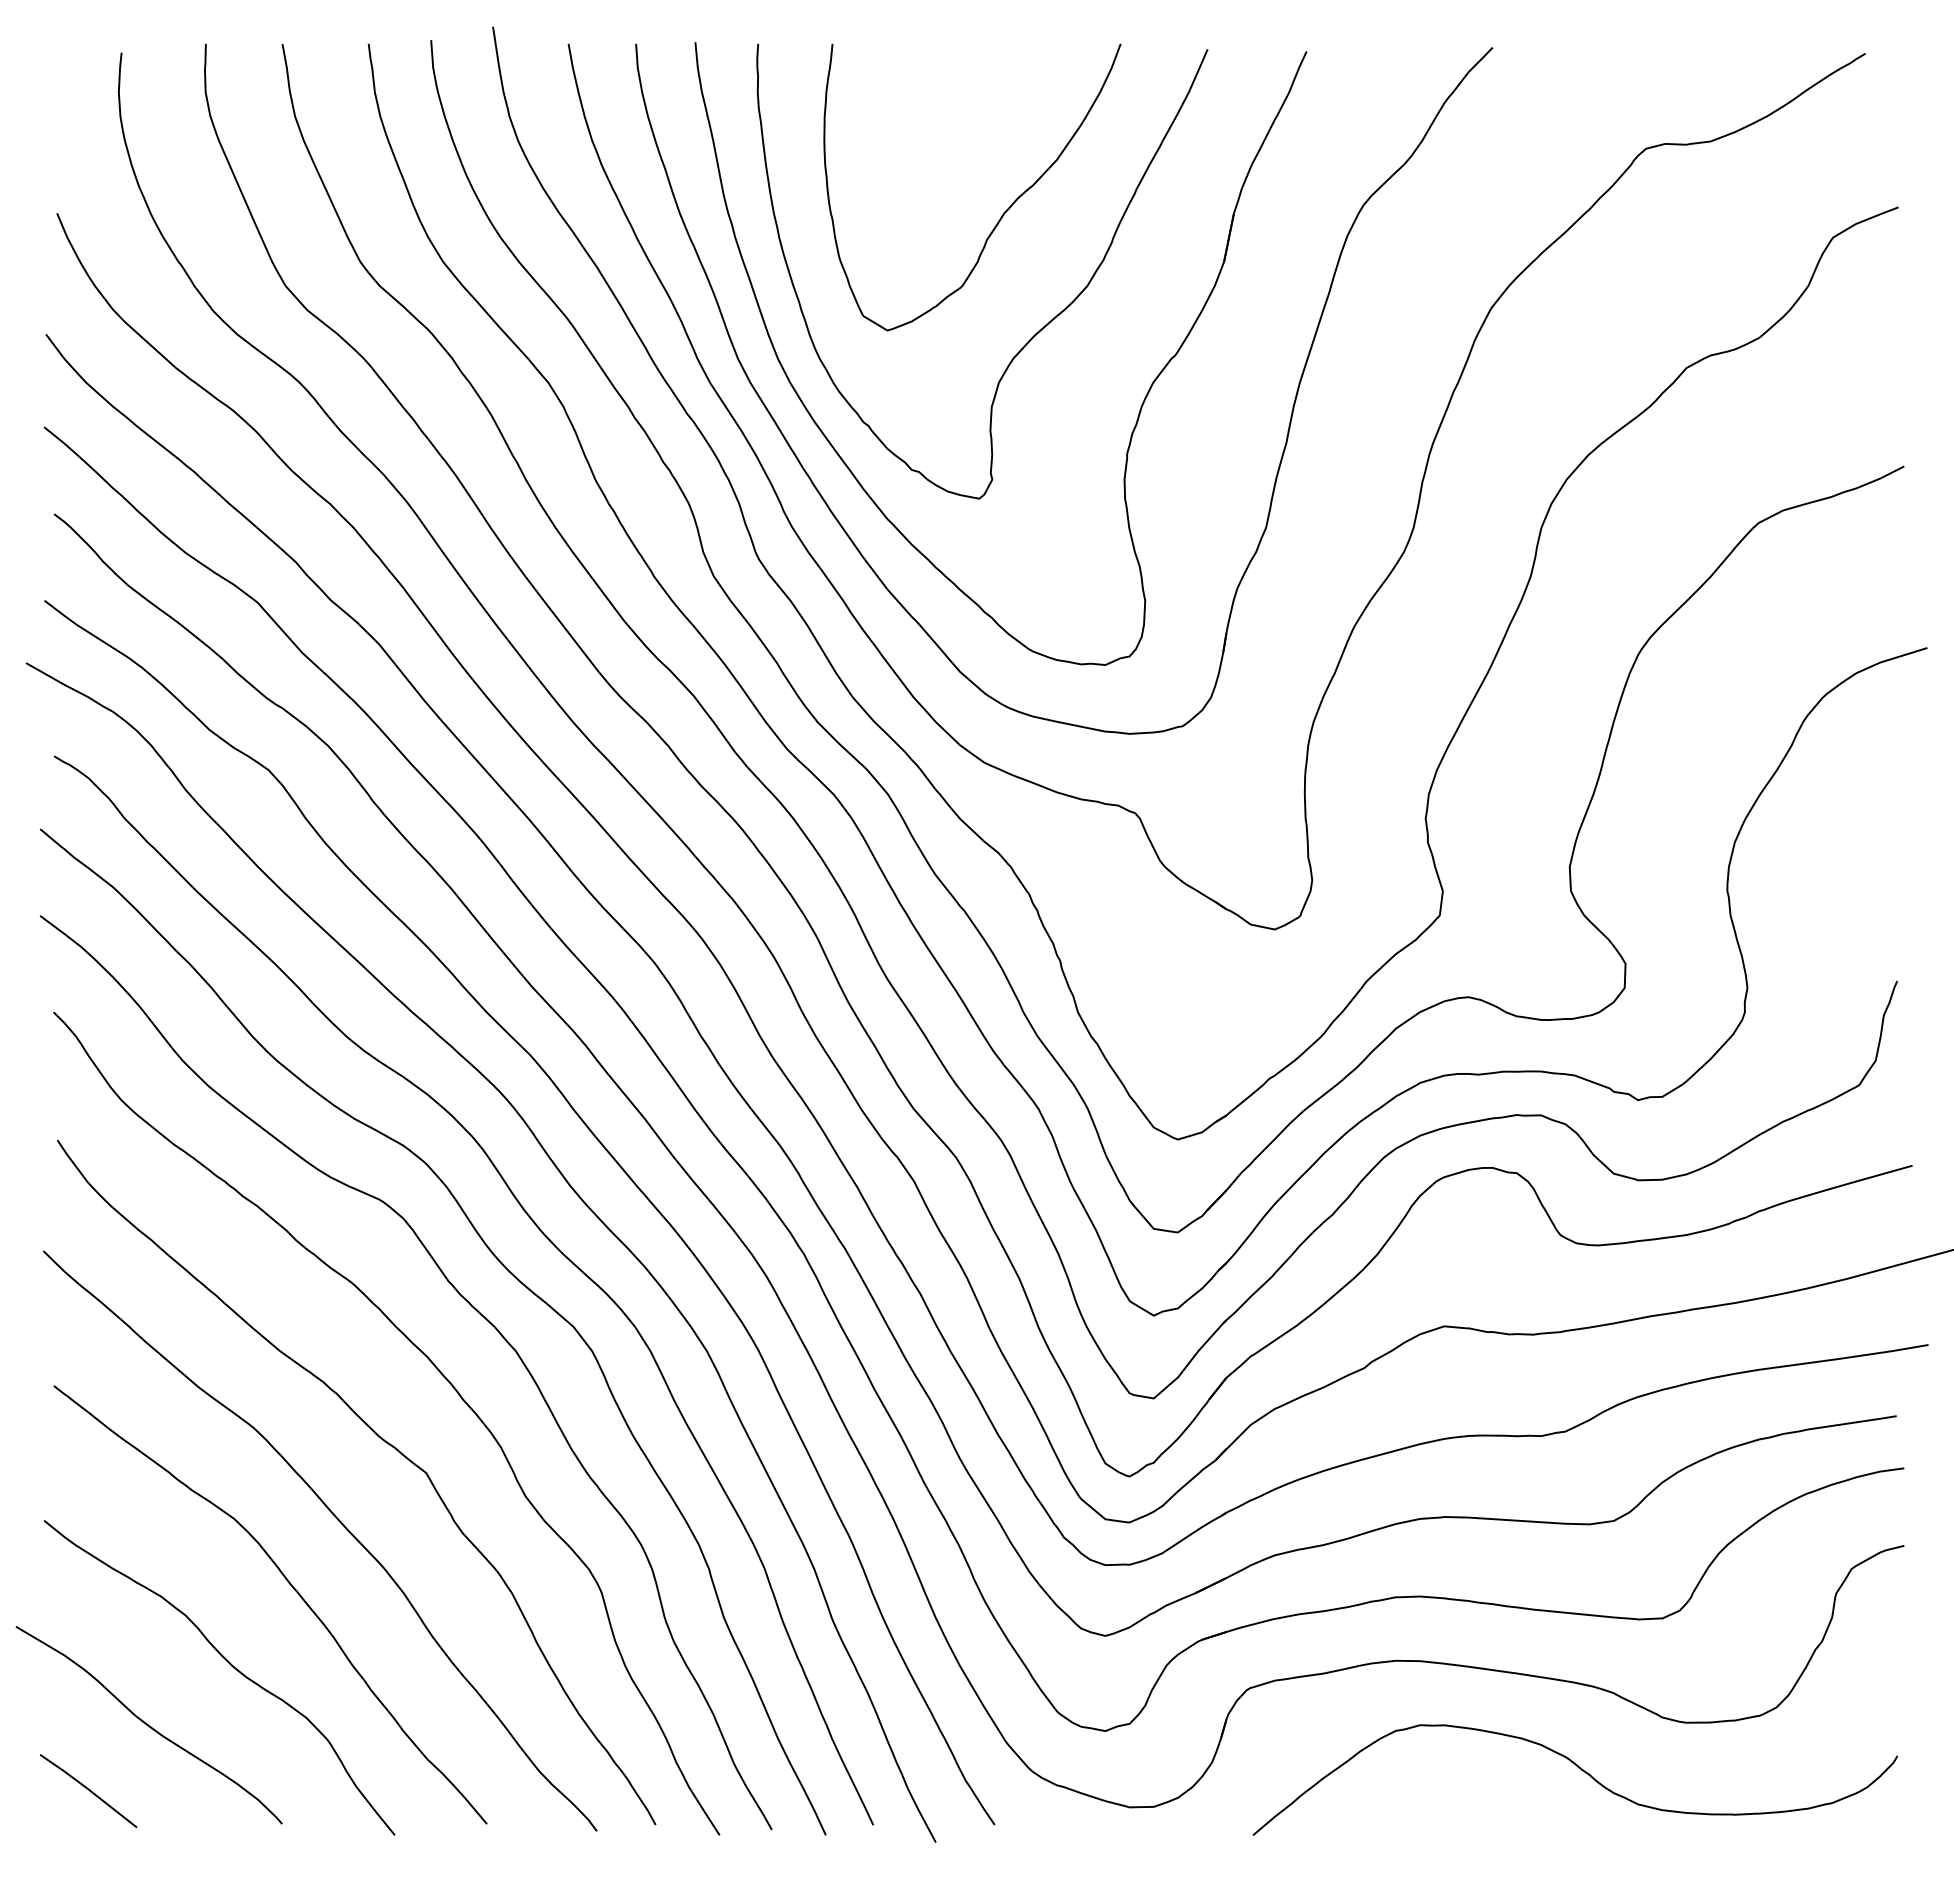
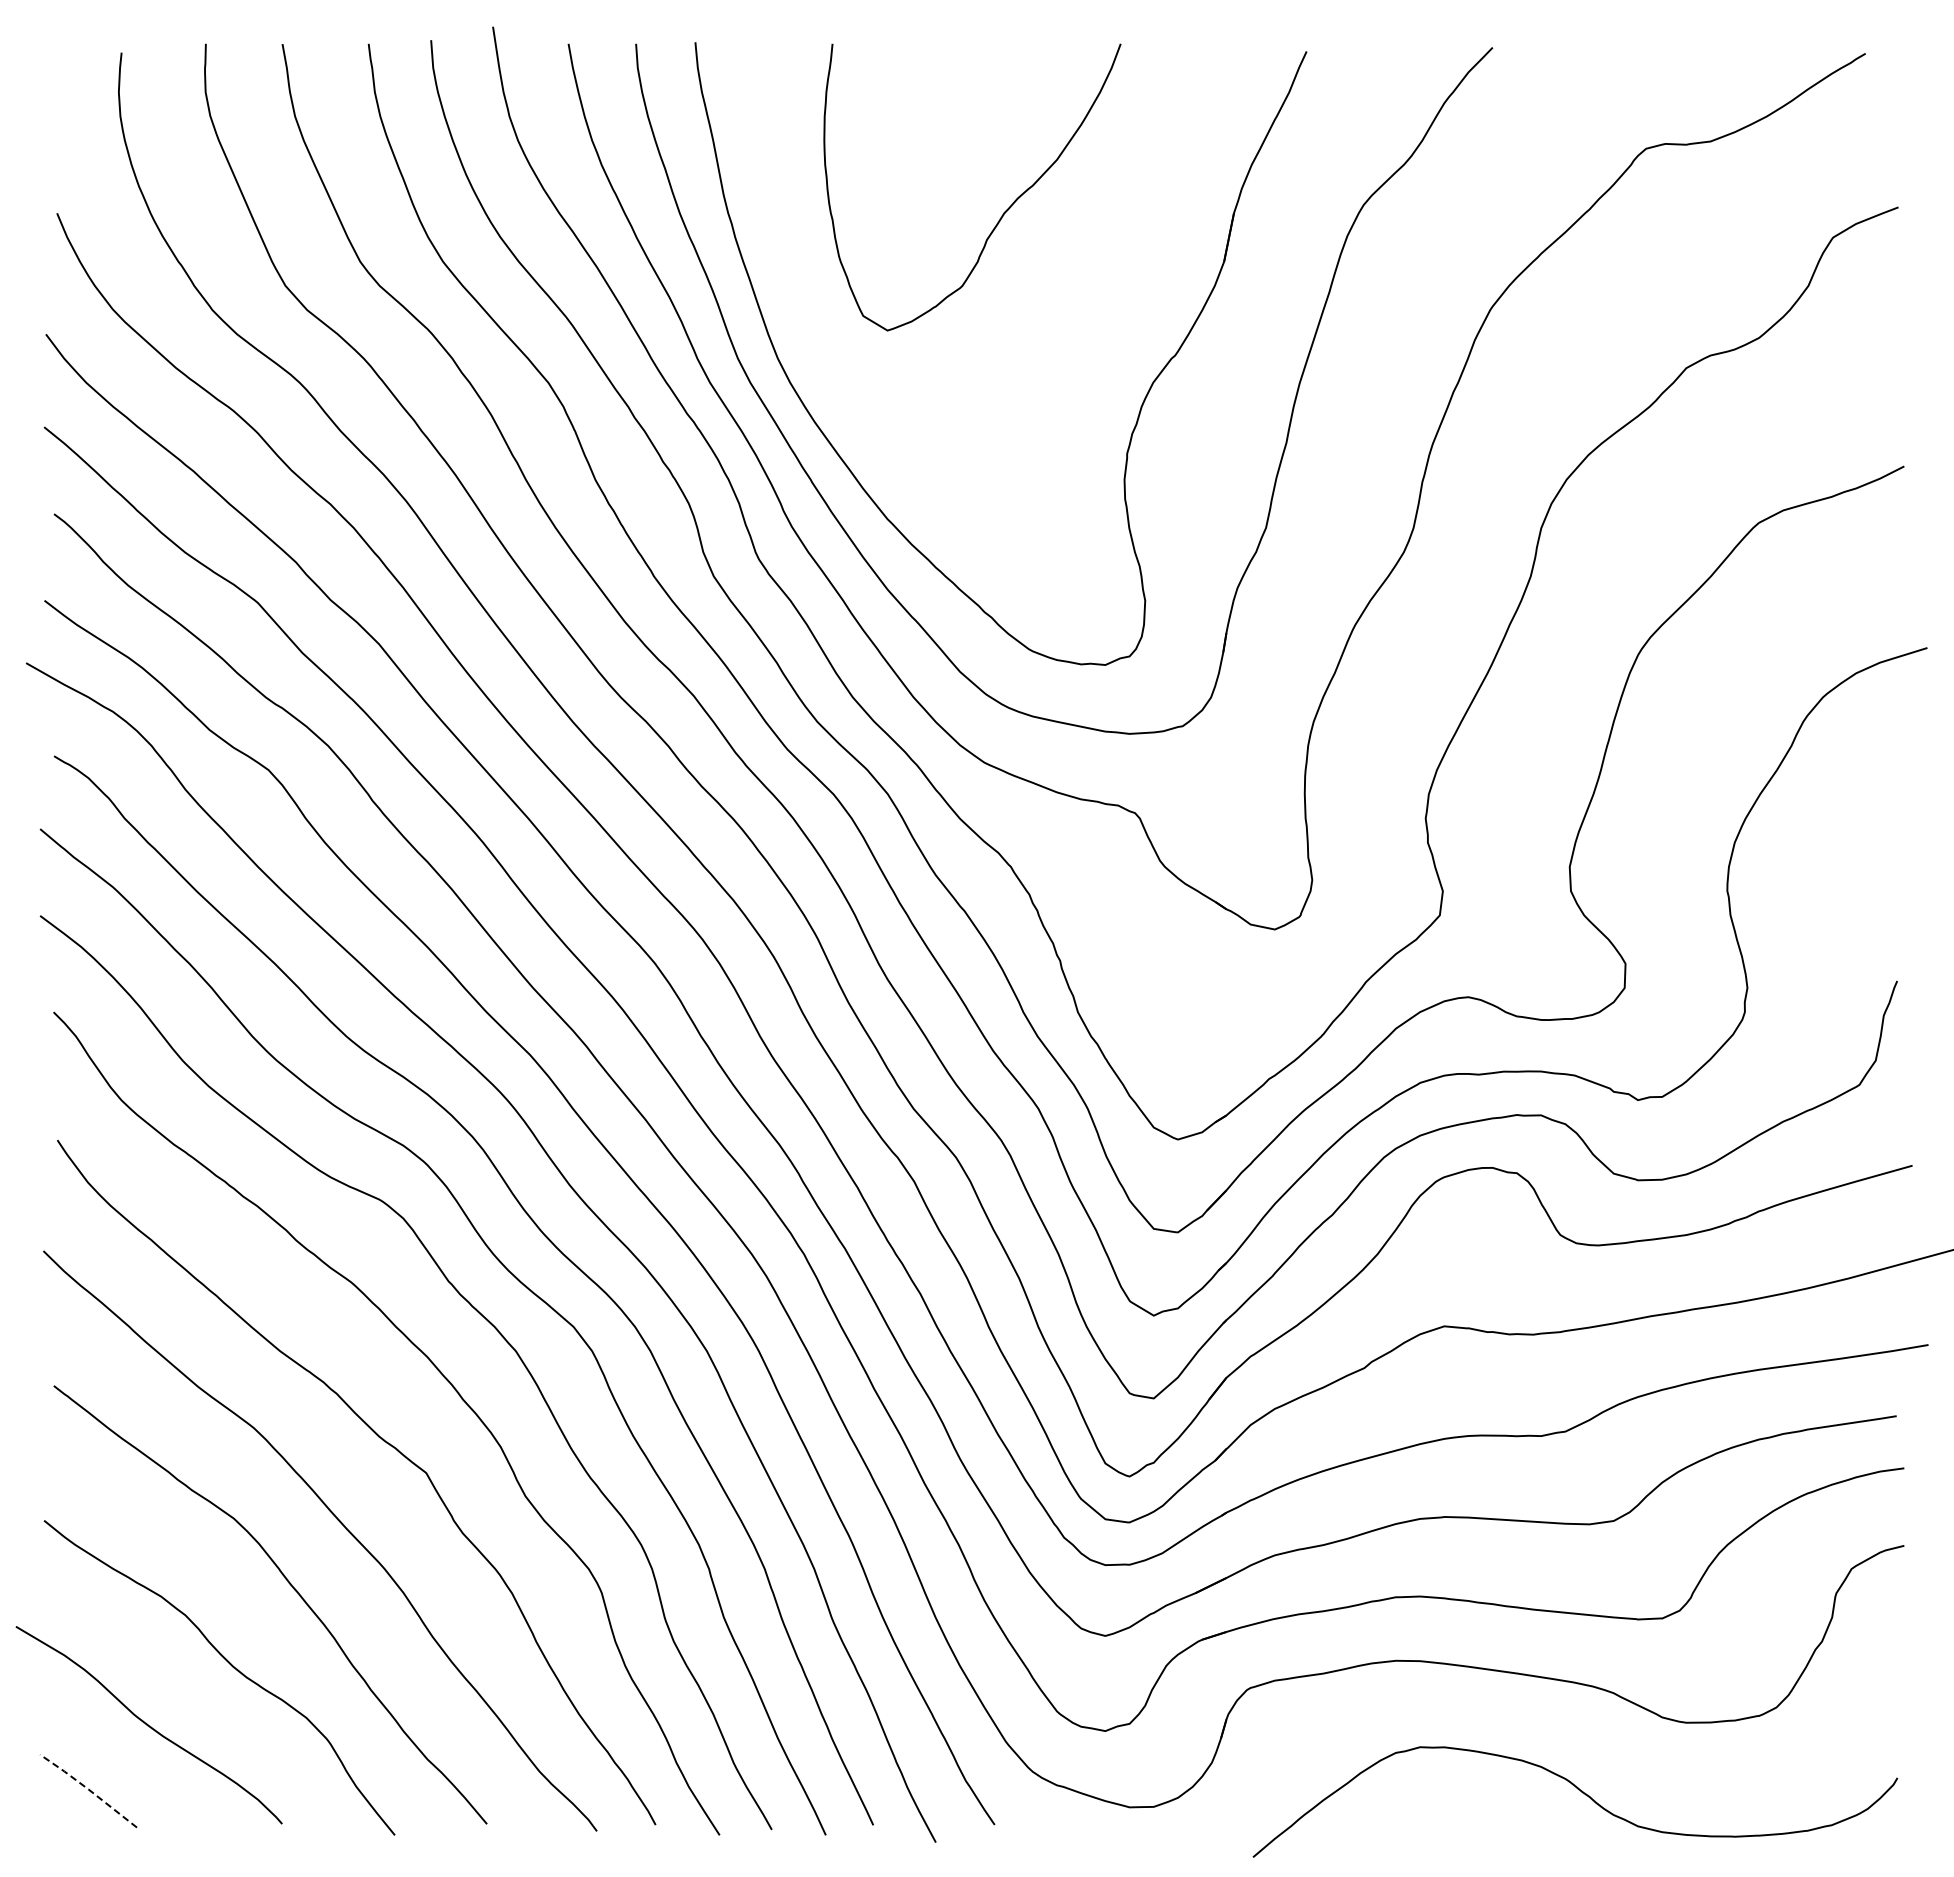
curve: present -> none (1037, 331)
curve position: (1582, 1771) -> (1582, 1793) (1582, 1793)
line: solid -> dashed (88, 1789)
